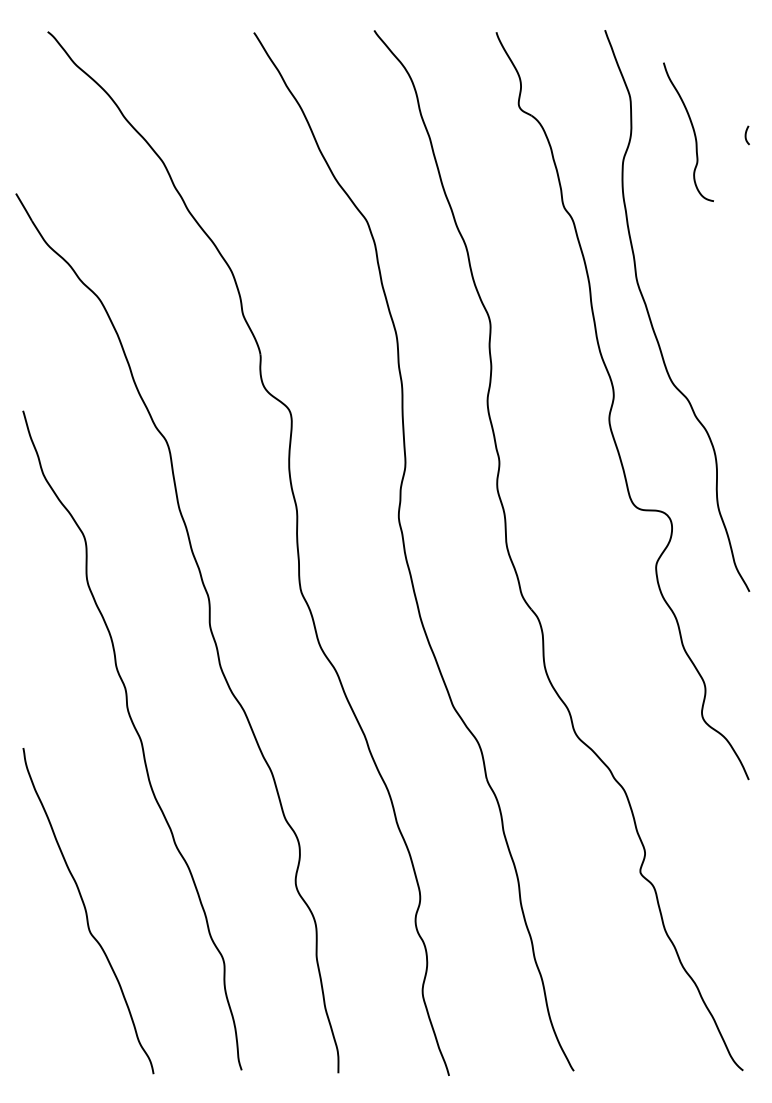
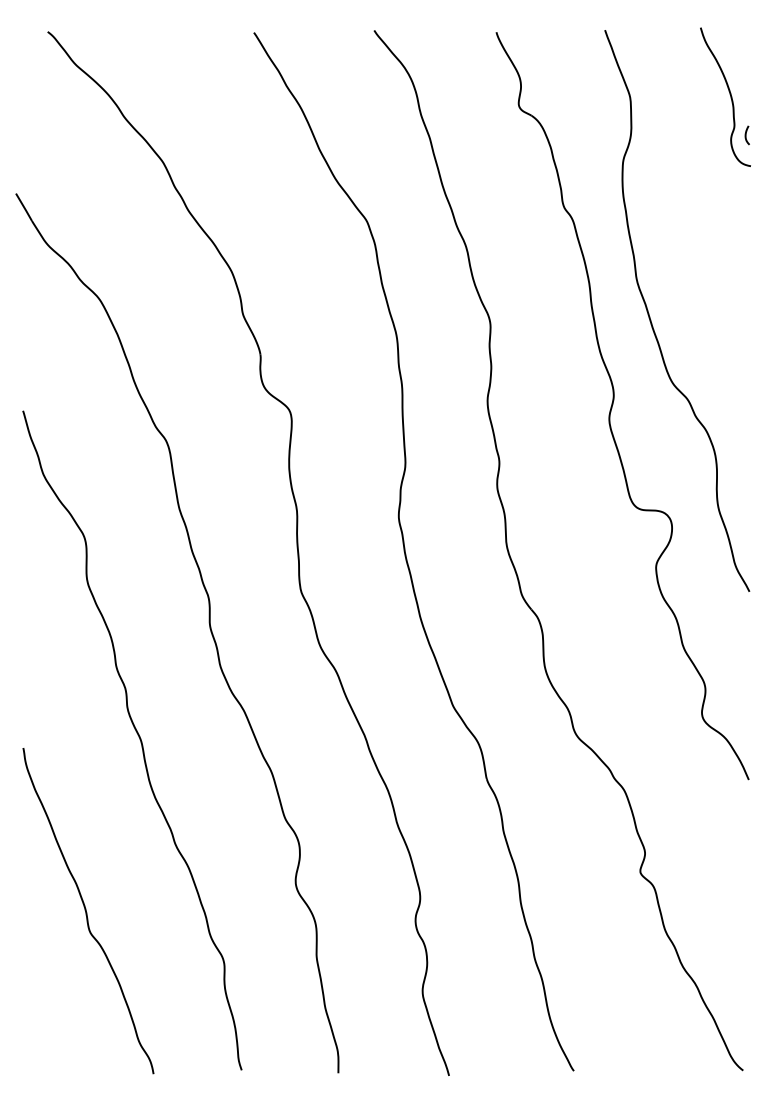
curve position: (692, 129) -> (729, 94) (729, 94)
